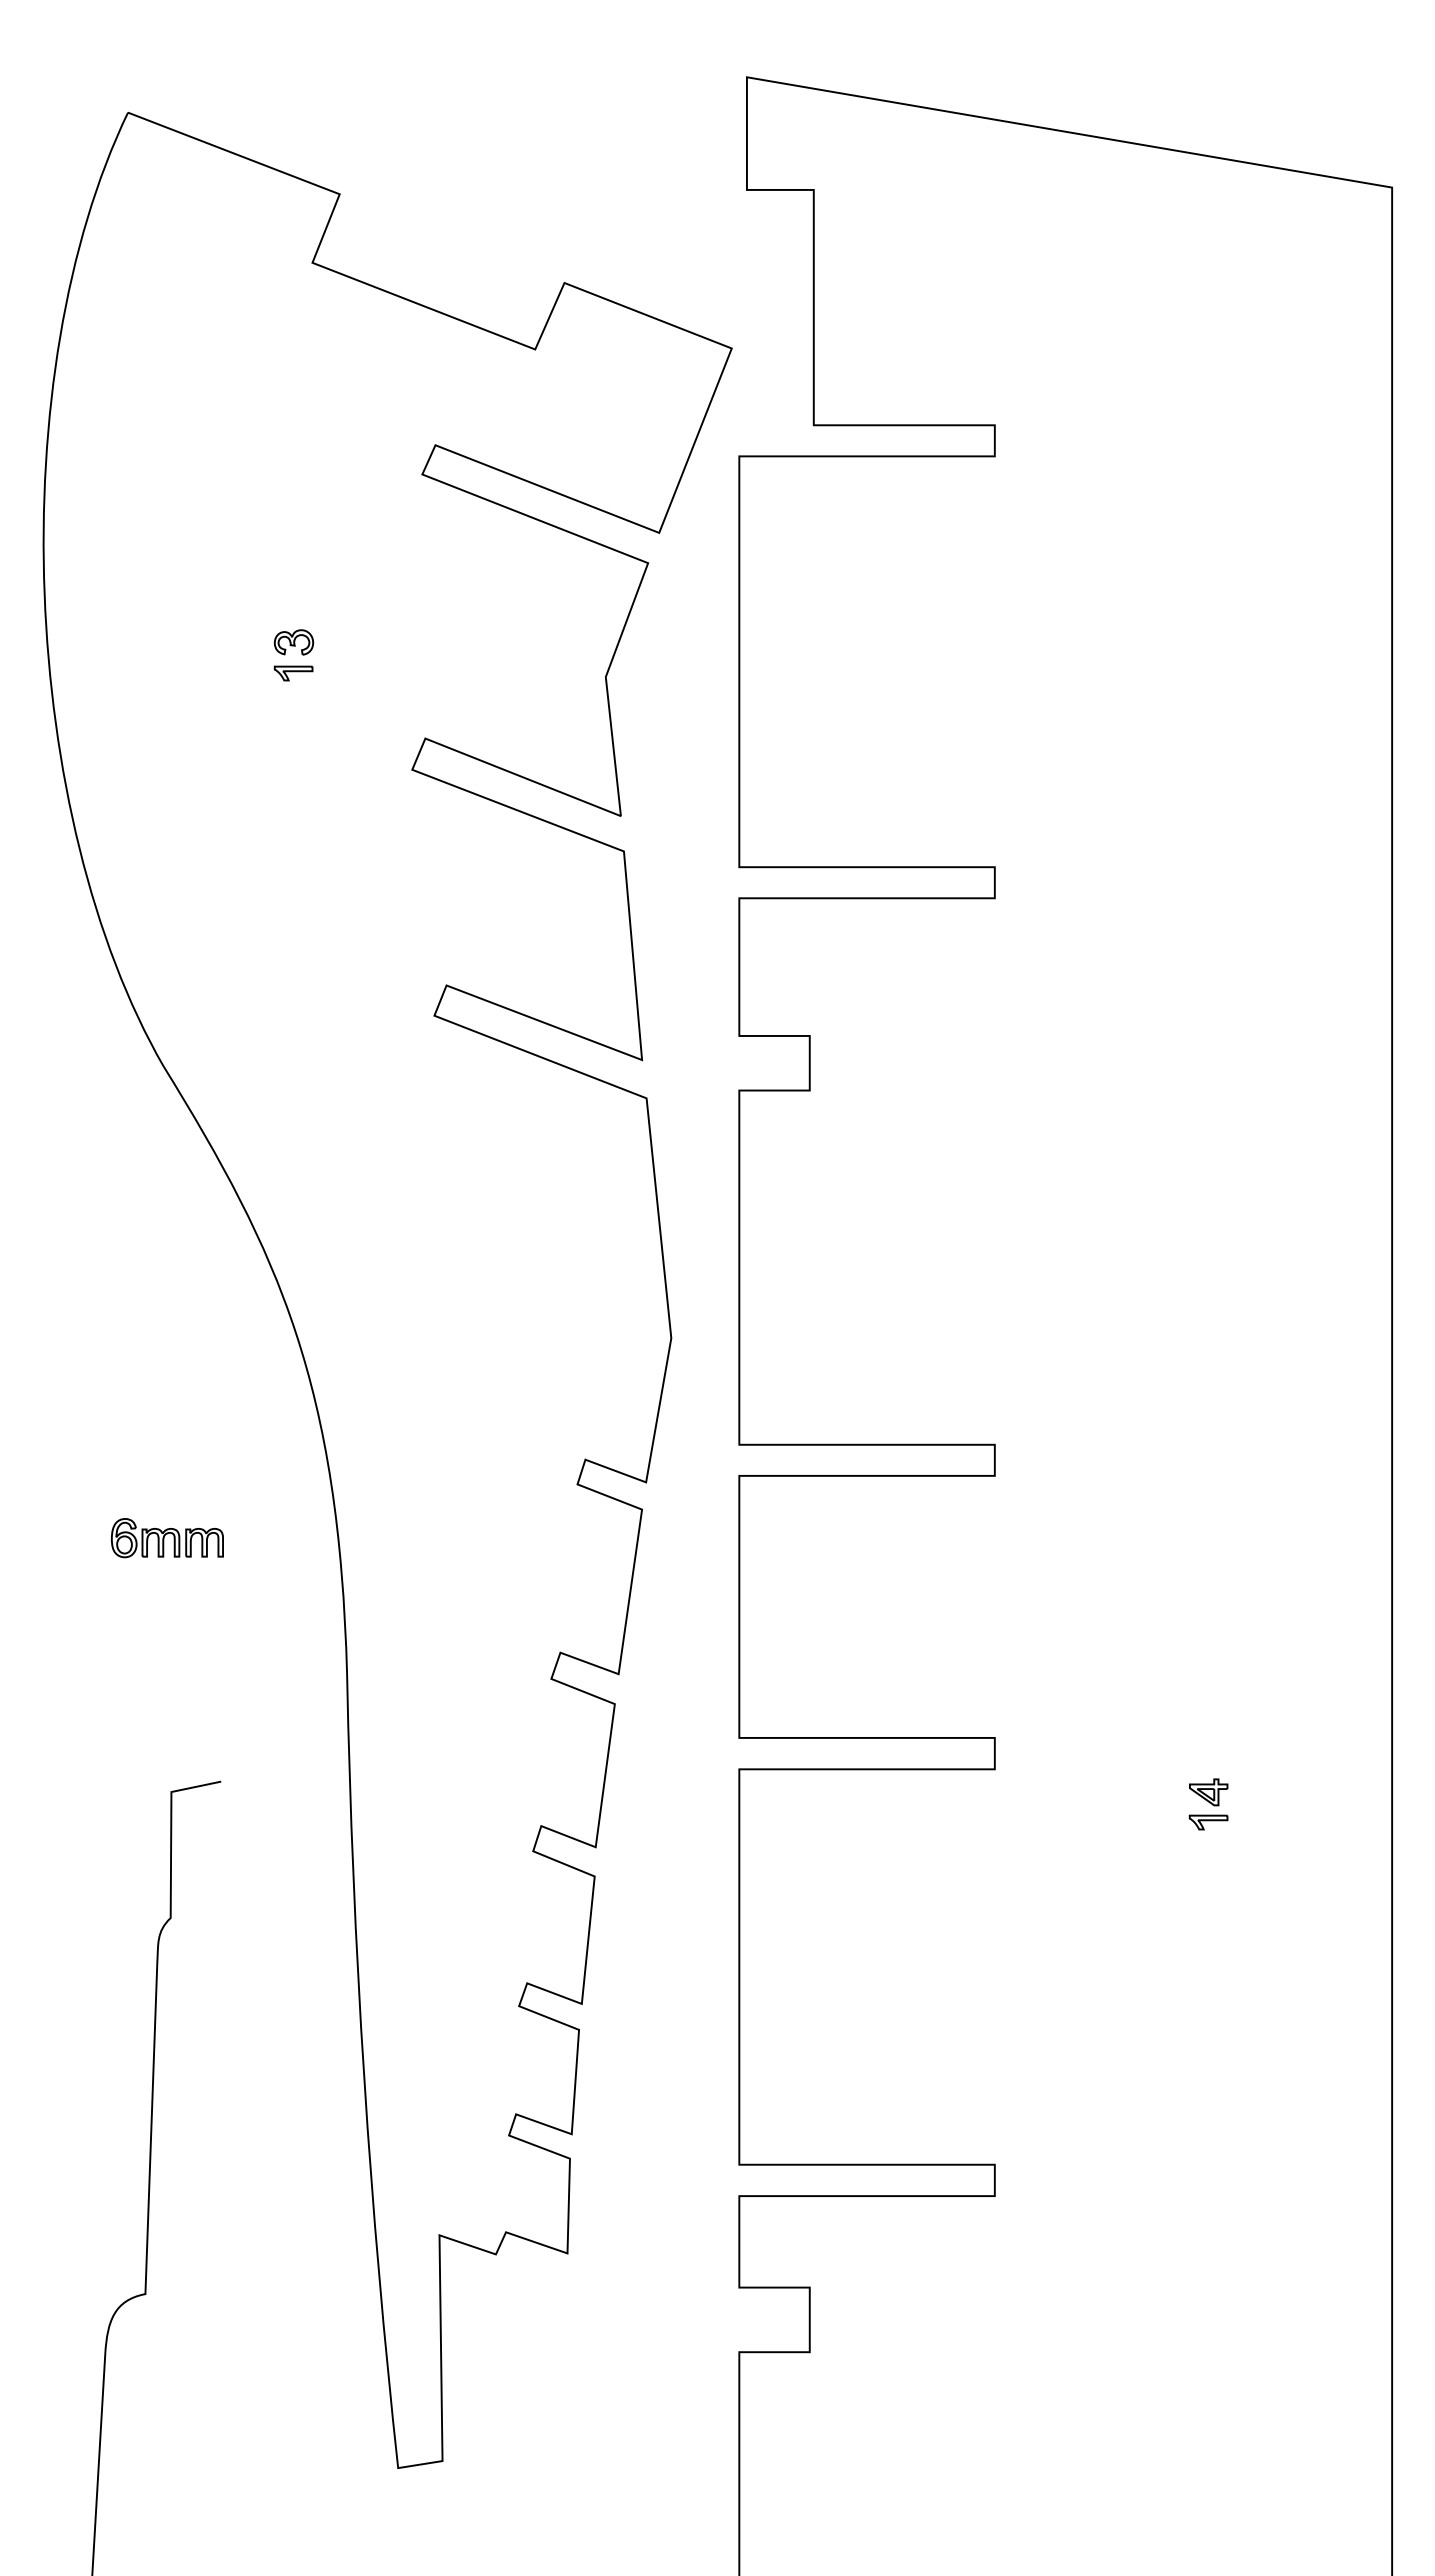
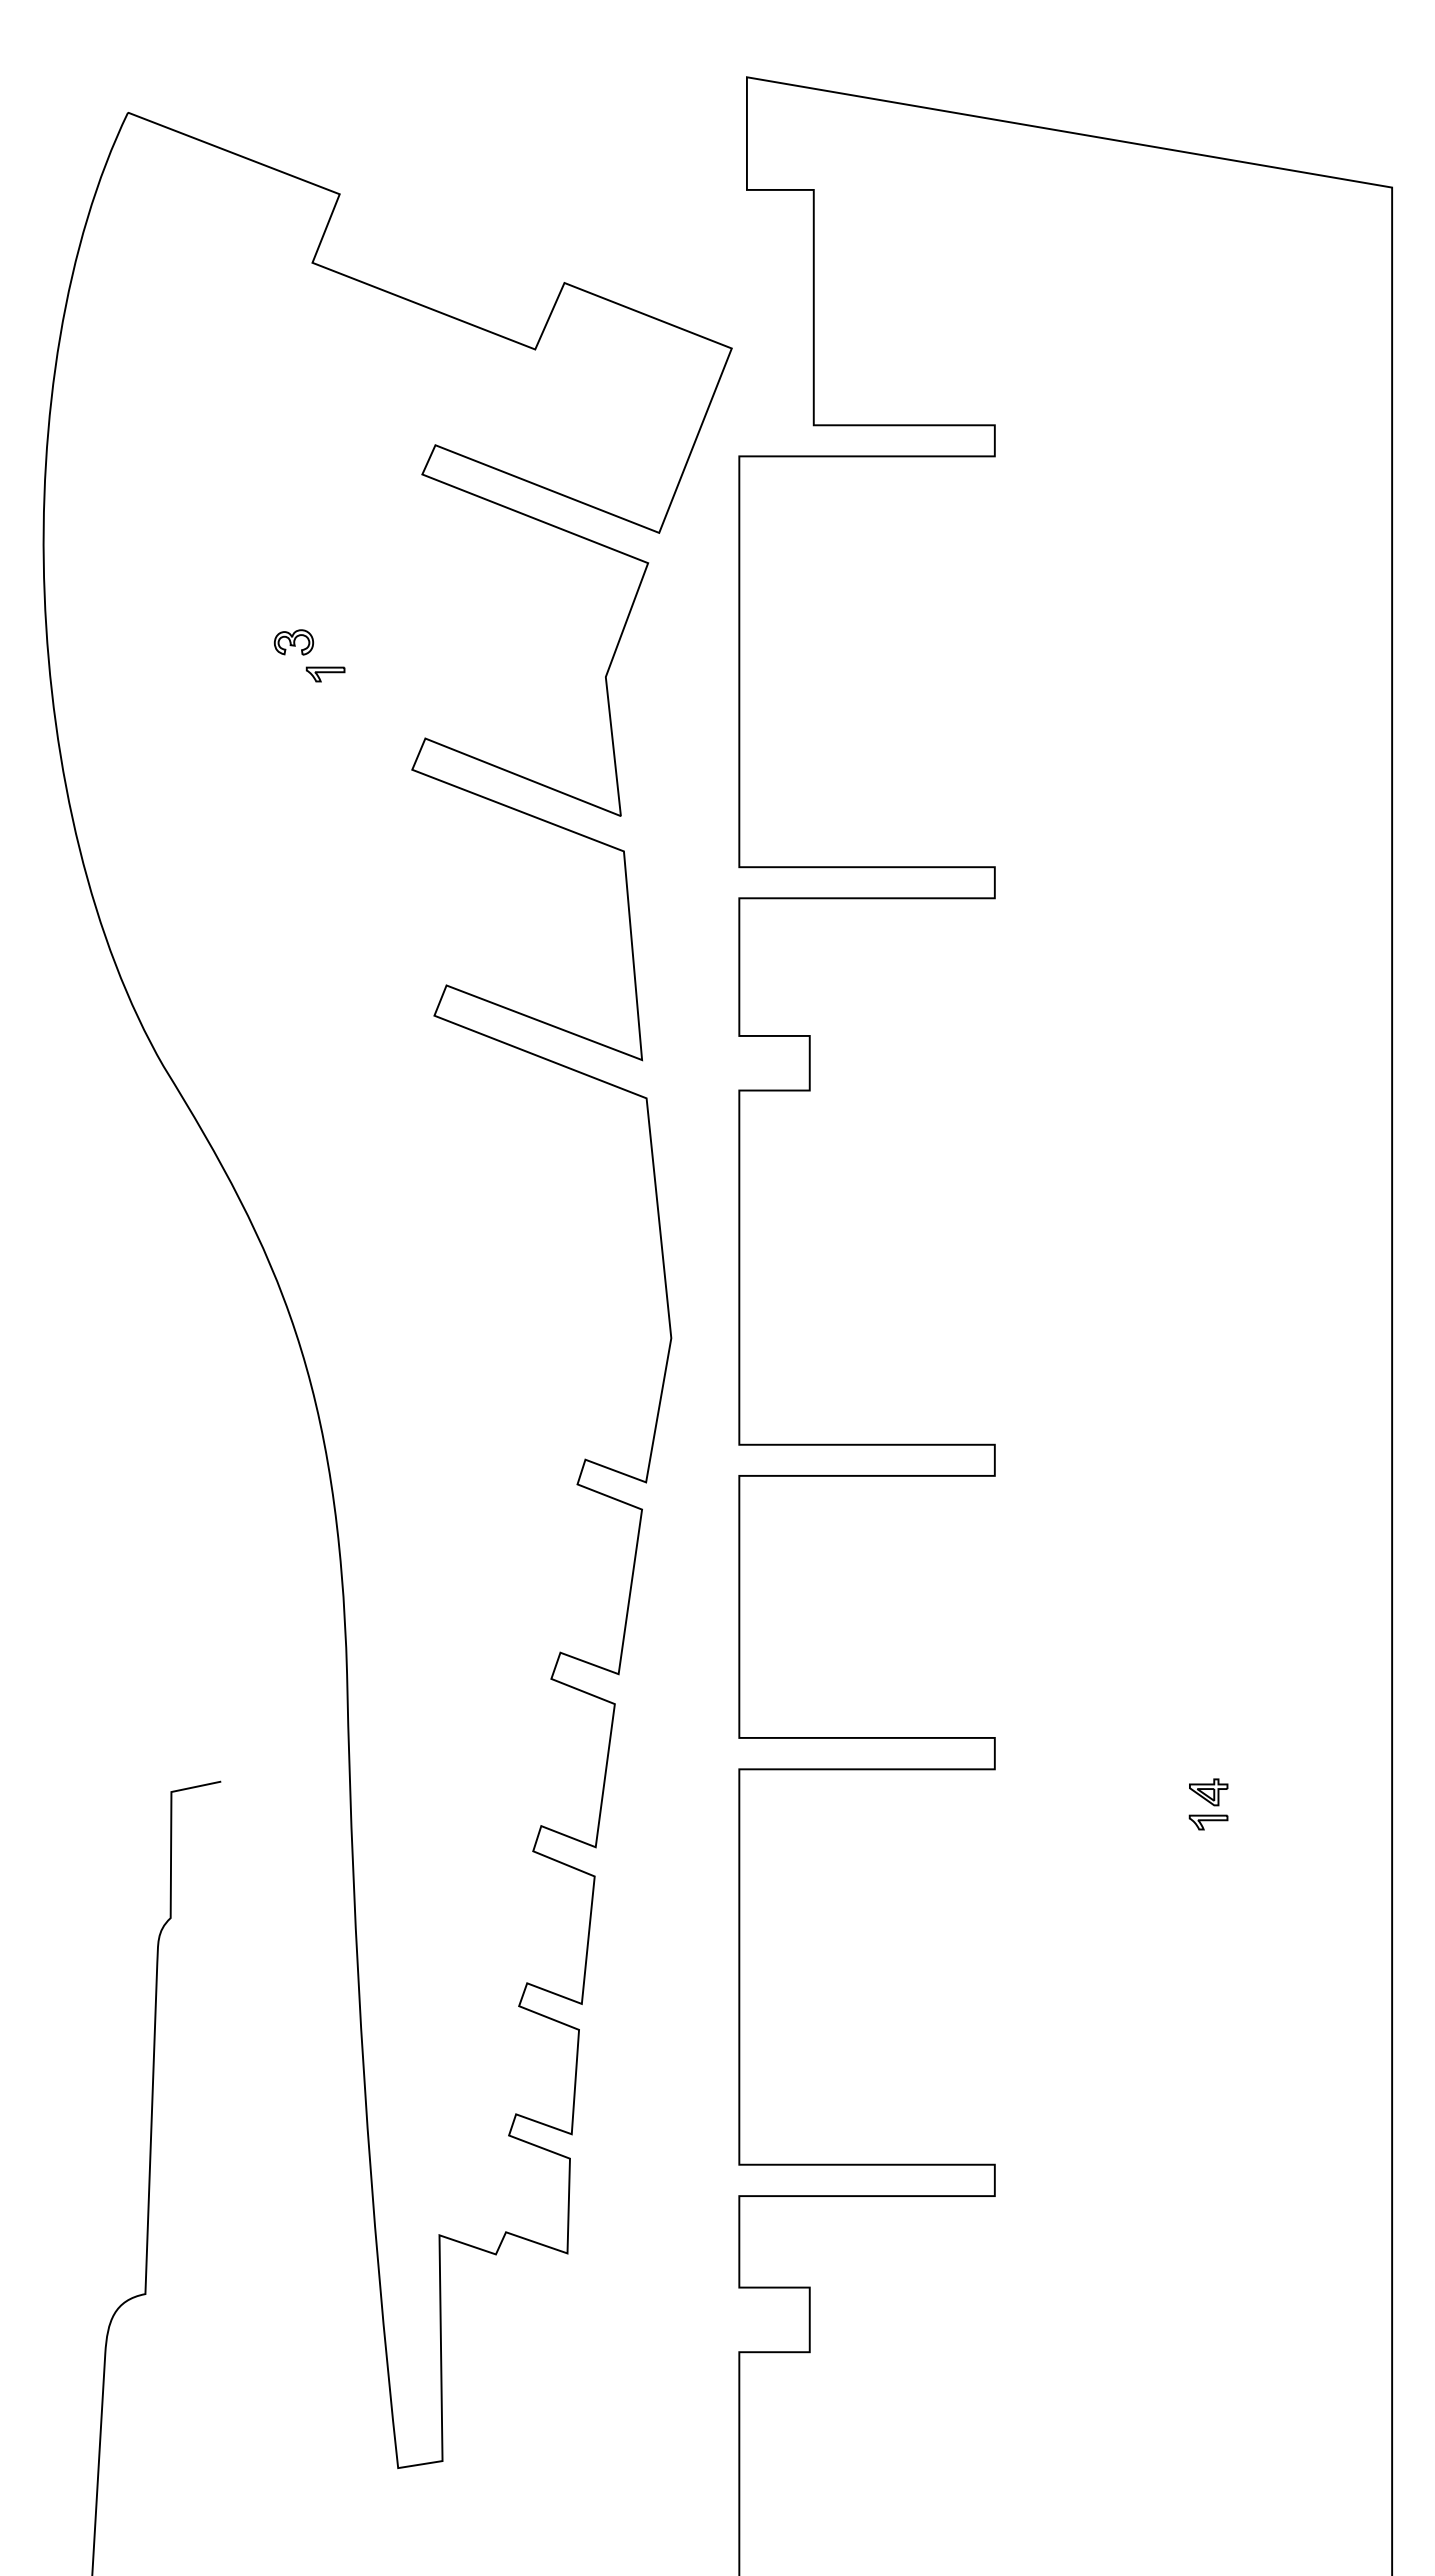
part position: (293, 673) -> (325, 674) (325, 674)
part: present -> none (167, 1538)
